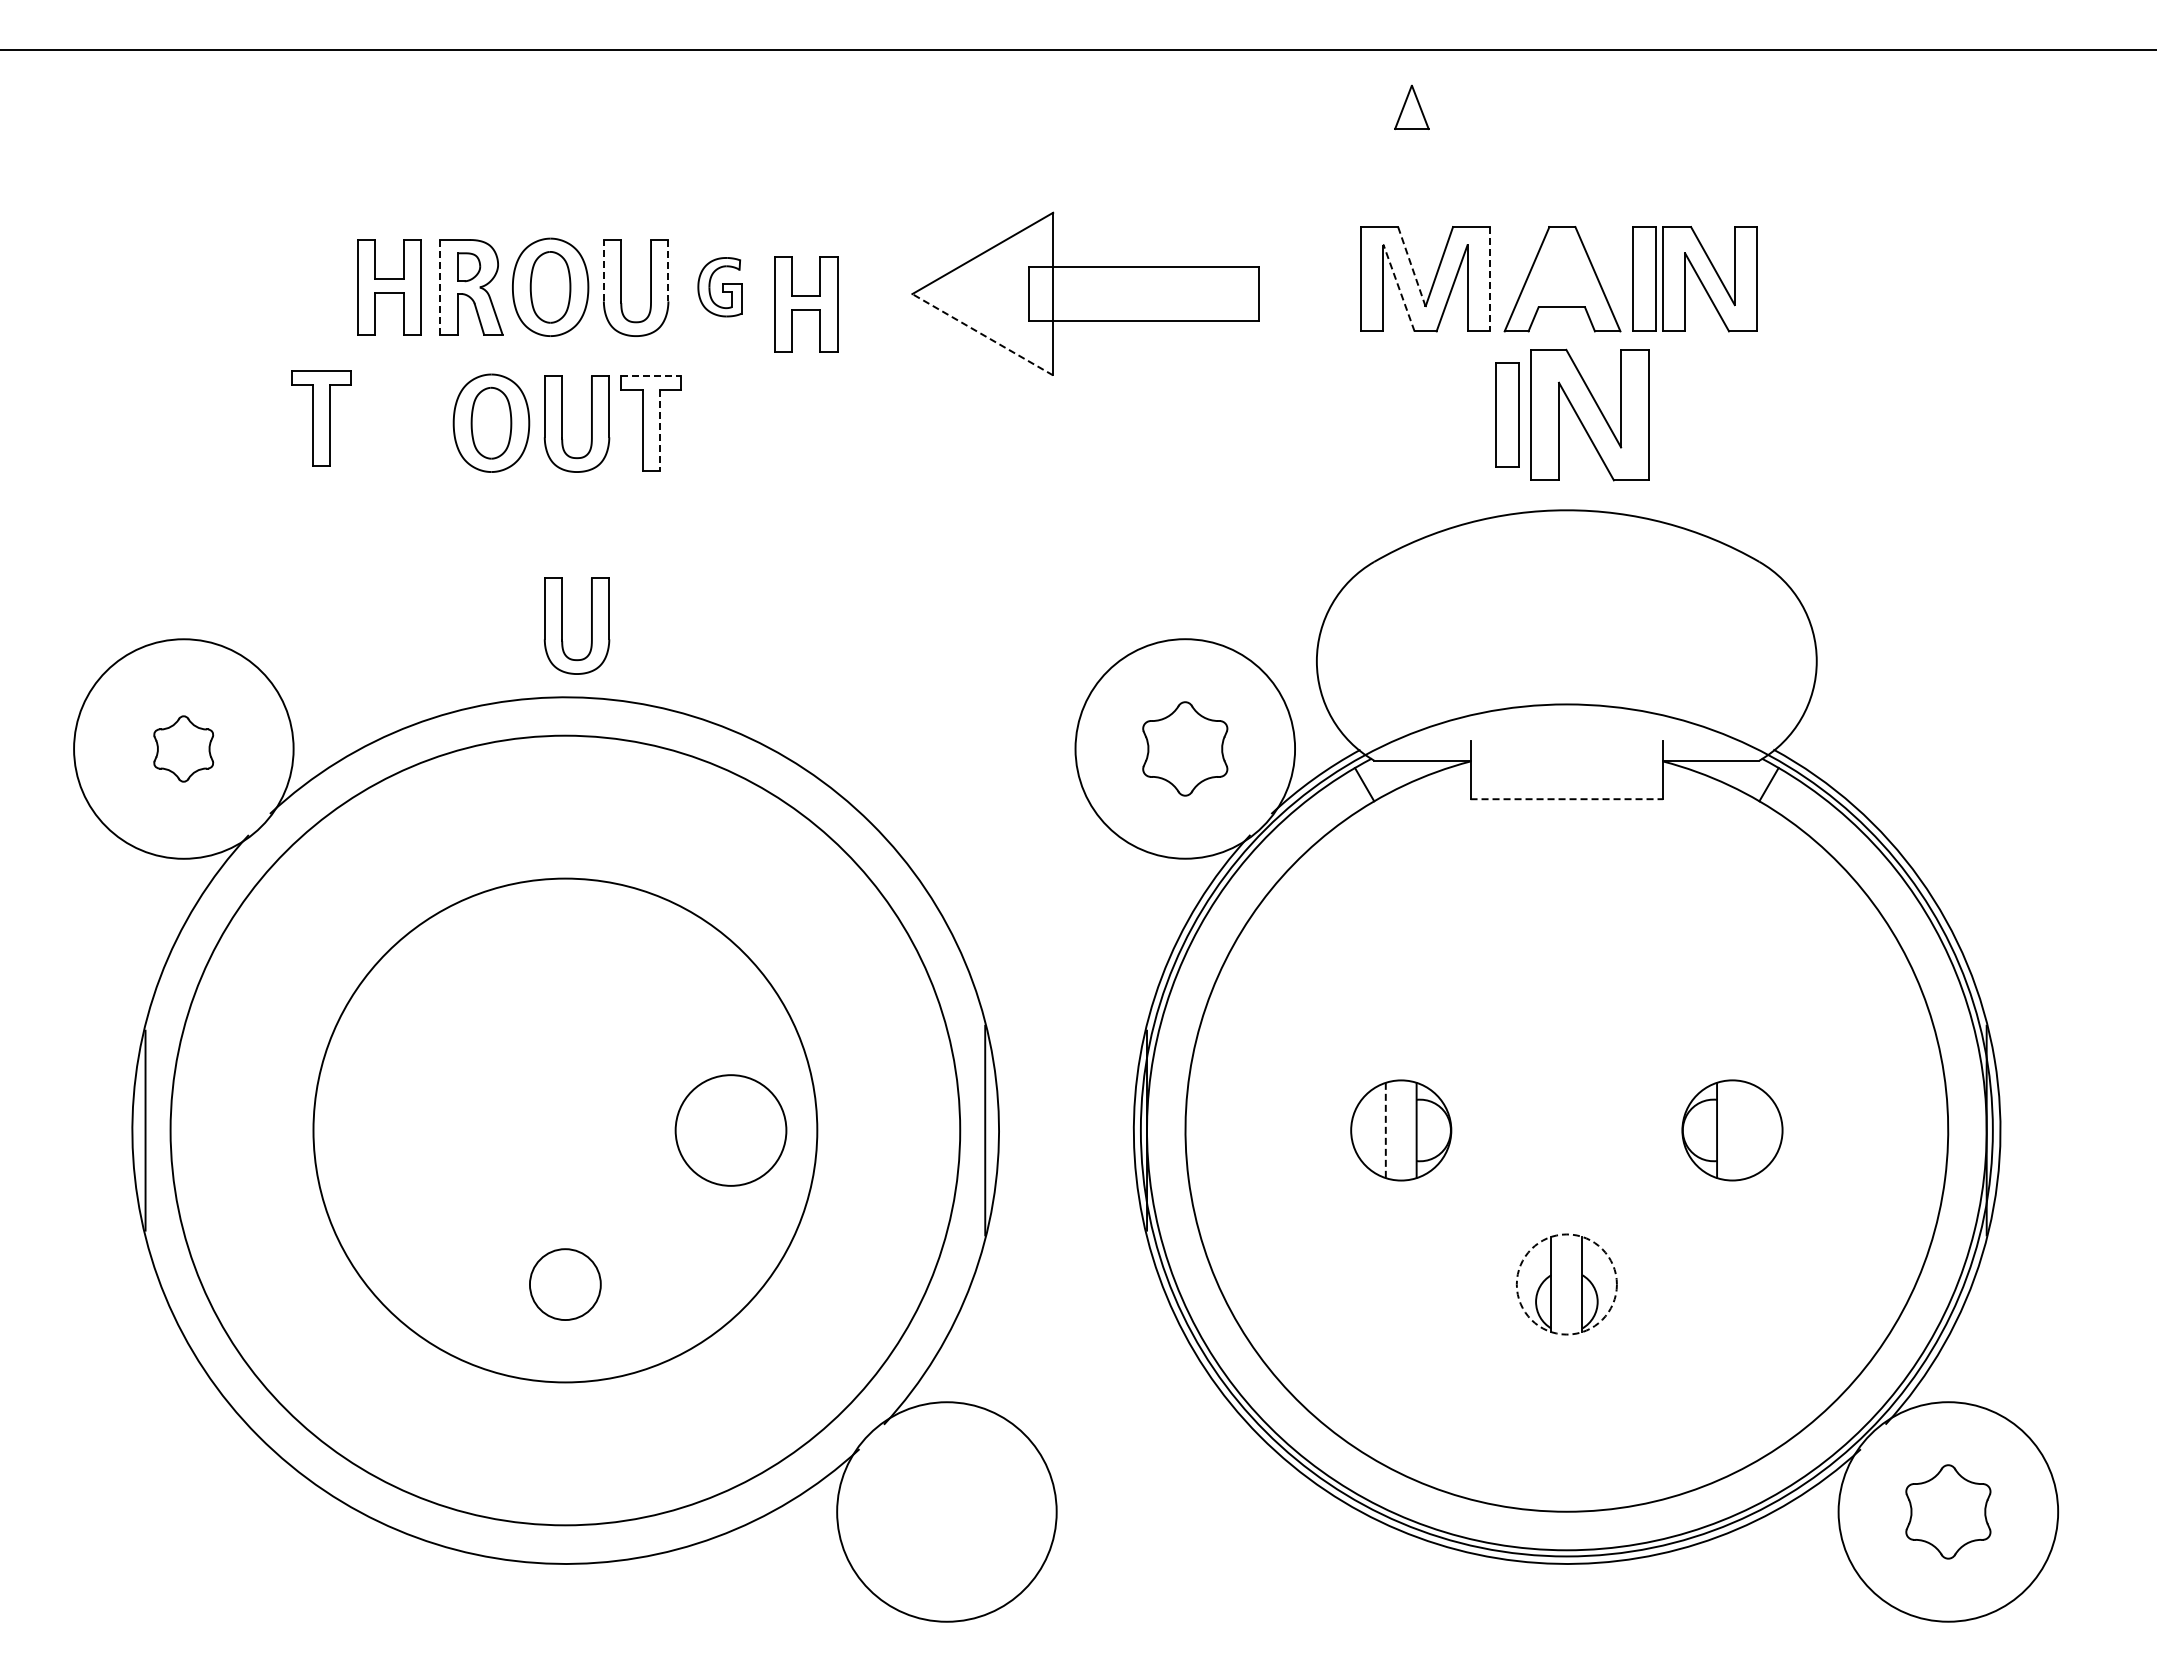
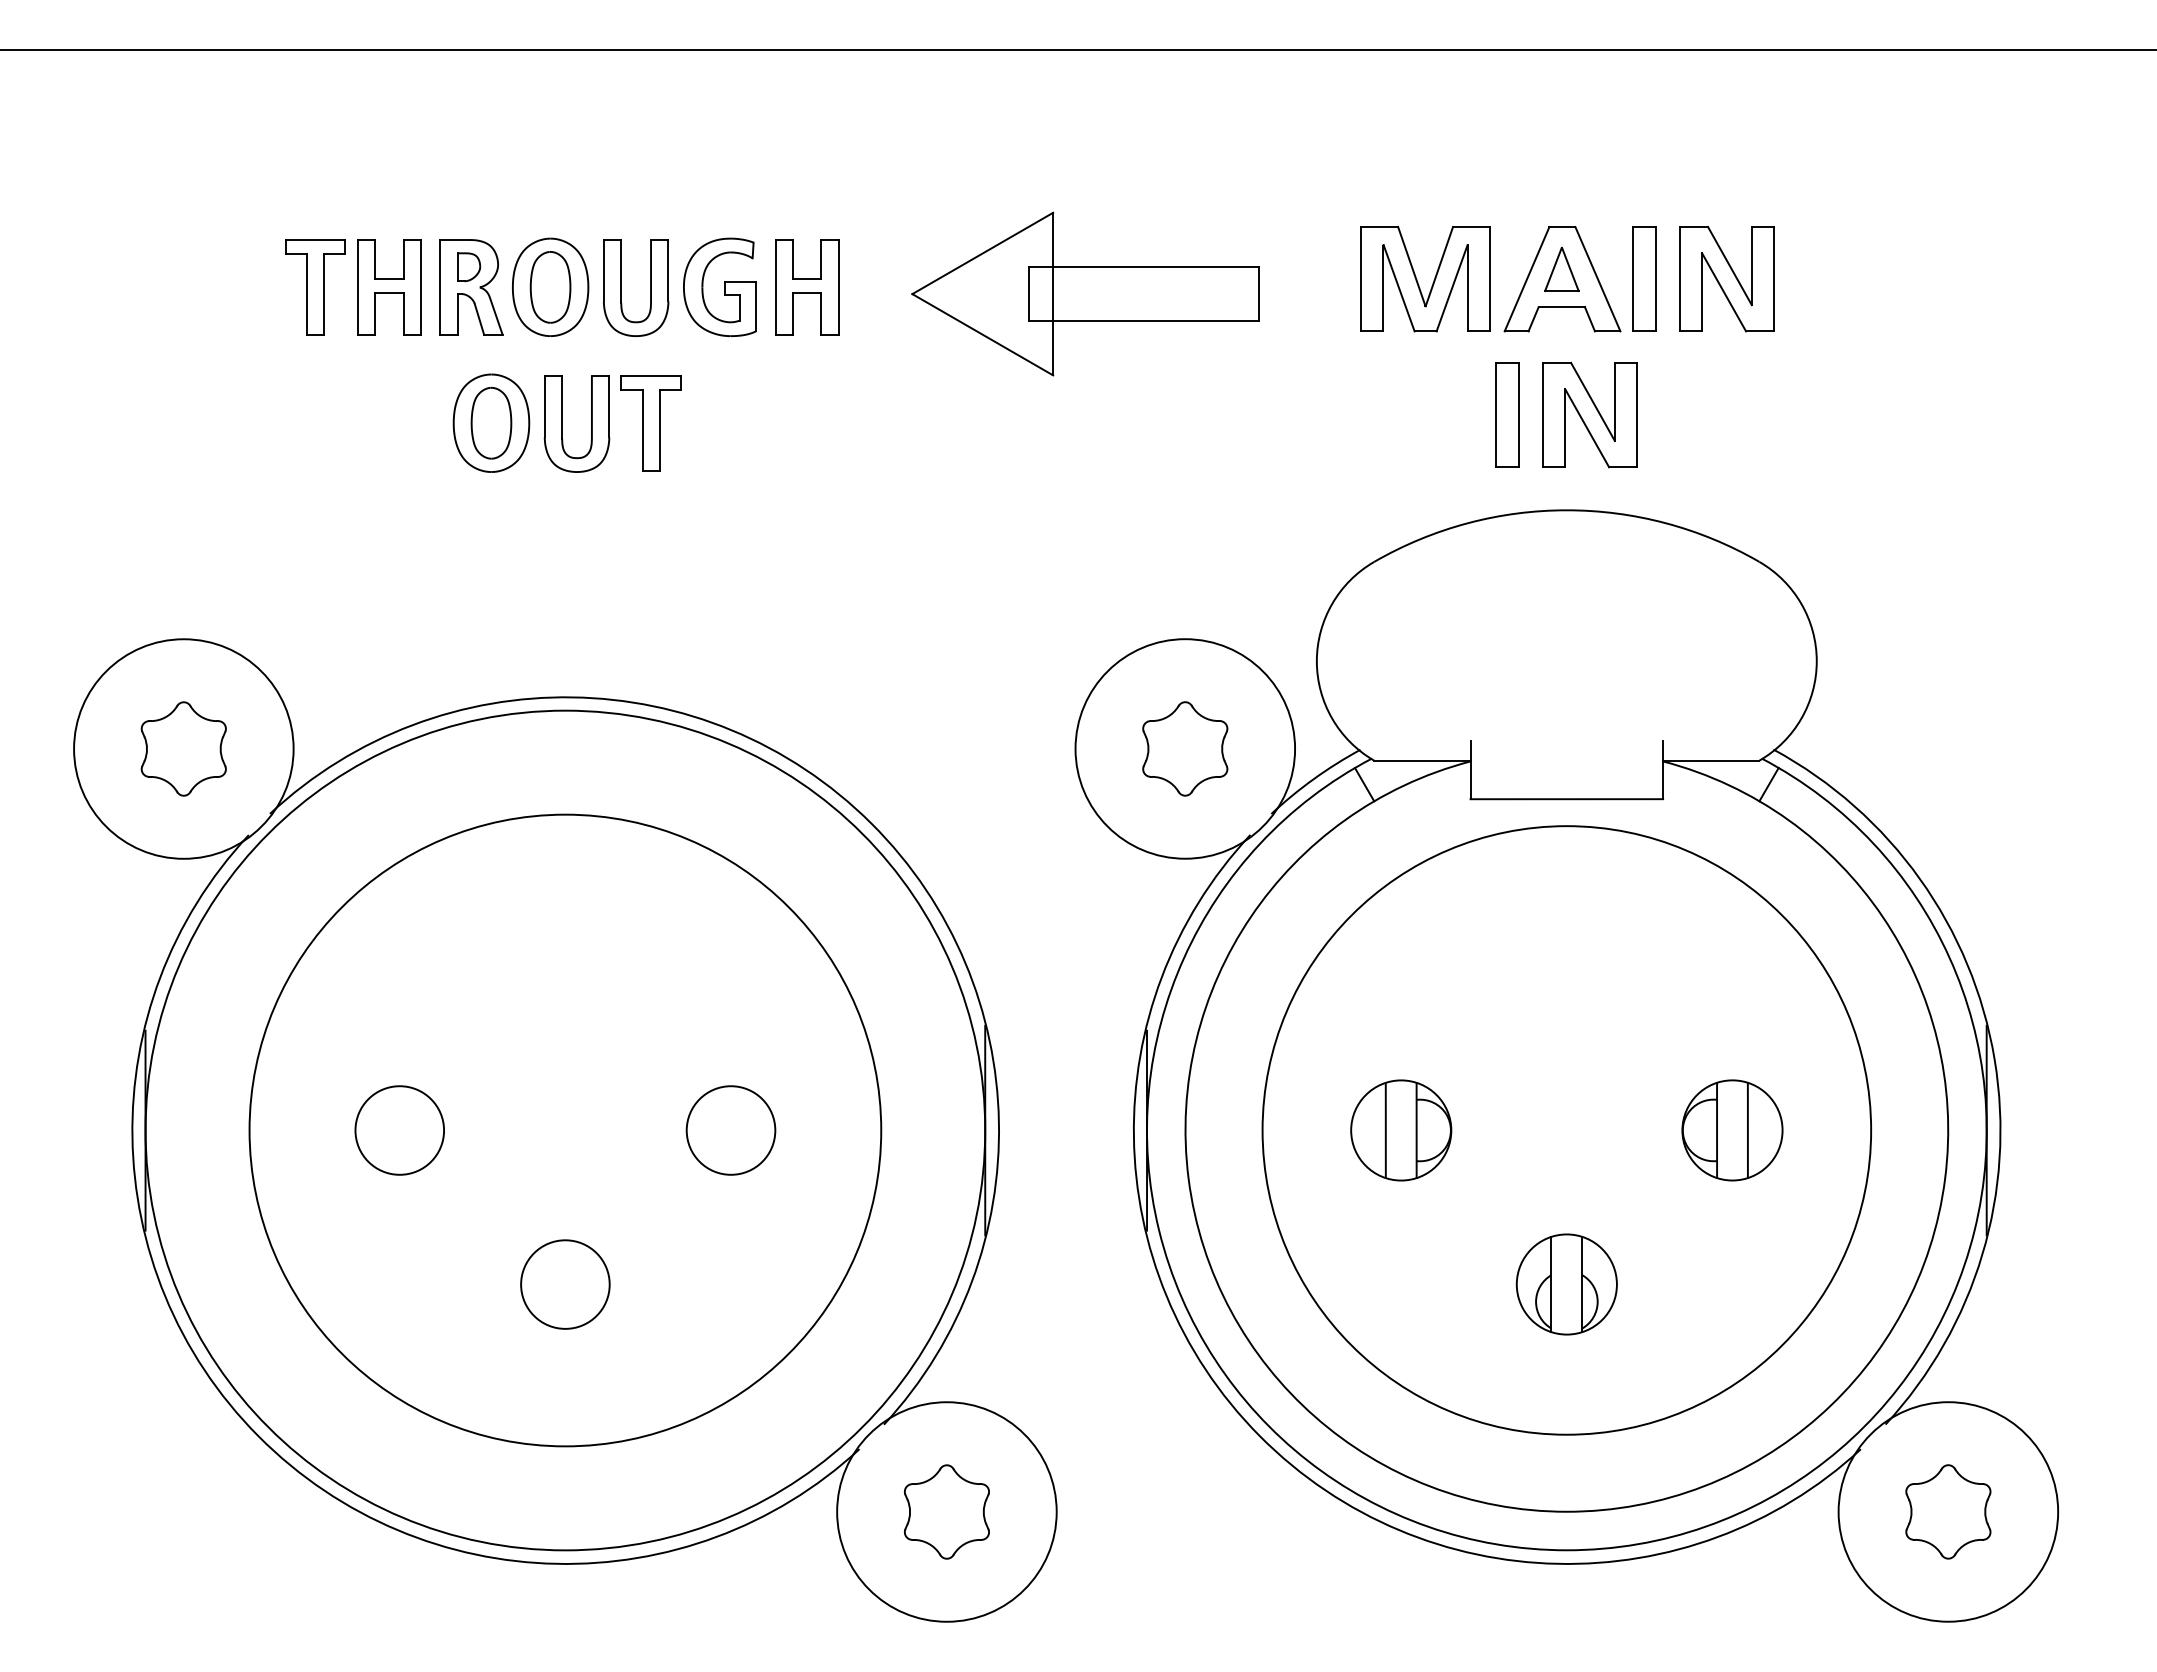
part position: (1411, 106) -> (1561, 268) (1561, 268)
line: dashed -> solid (1411, 266)
line: dashed -> solid (603, 270)
line: dashed -> solid (668, 270)
line: dashed -> solid (1489, 279)
part position: (1709, 279) -> (1726, 279) (1726, 279)
line: dashed -> solid (440, 286)
part size: 46x61 px -> 74x100 px (719, 286)
line: dashed -> solid (1399, 288)
part position: (806, 304) -> (807, 287) (807, 287)
line: dashed -> solid (982, 334)
line: dashed -> solid (651, 375)
part size: 120x134 px -> 96x108 px (1589, 414)
part position: (321, 418) -> (315, 287) (315, 287)
line: dashed -> solid (660, 430)
part: present -> none (562, 625)
part size: 62x68 px -> 87x96 px (183, 748)
line: dashed -> solid (1567, 799)
line: dashed -> solid (1385, 1129)
circle: none -> present (399, 1130)
circle diameter: 504 px -> 840 px (565, 1130)
circle diameter: 790 px -> 632 px (565, 1130)
circle diameter: 111 px -> 89 px (730, 1130)
circle diameter: 852 px -> 609 px (1566, 1130)
line: none -> present (1747, 1130)
circle diameter: 71 px -> 89 px (565, 1284)
circle: dashed -> solid (1566, 1284)
part: none -> present (946, 1511)
